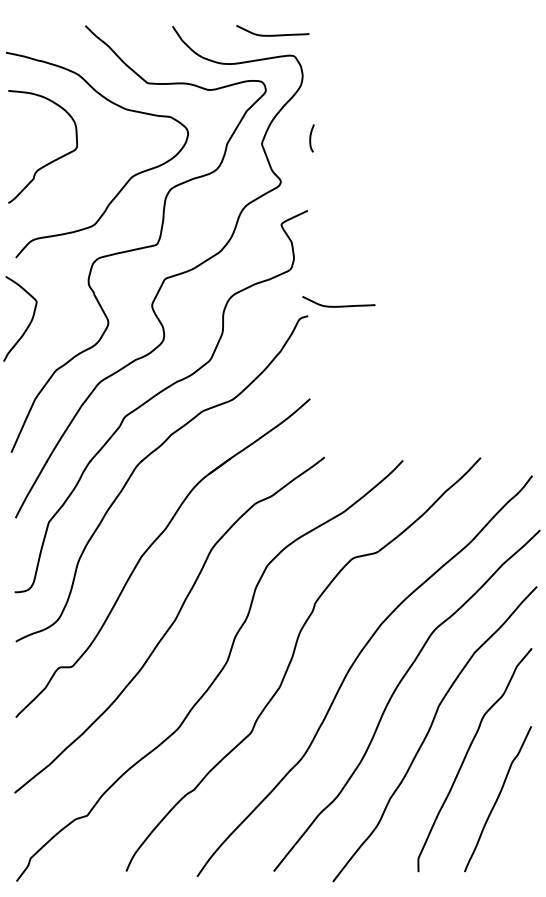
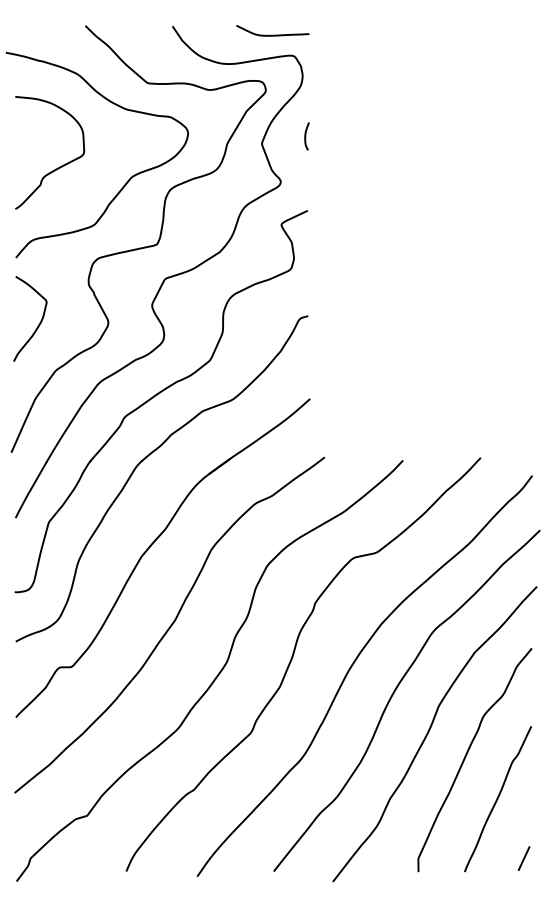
curve position: (311, 138) -> (306, 136) (306, 136)
curve position: (50, 161) -> (57, 167) (57, 167)
curve: present -> none (338, 305)
curve position: (29, 322) -> (39, 322) (39, 322)
line: none -> present (523, 858)
